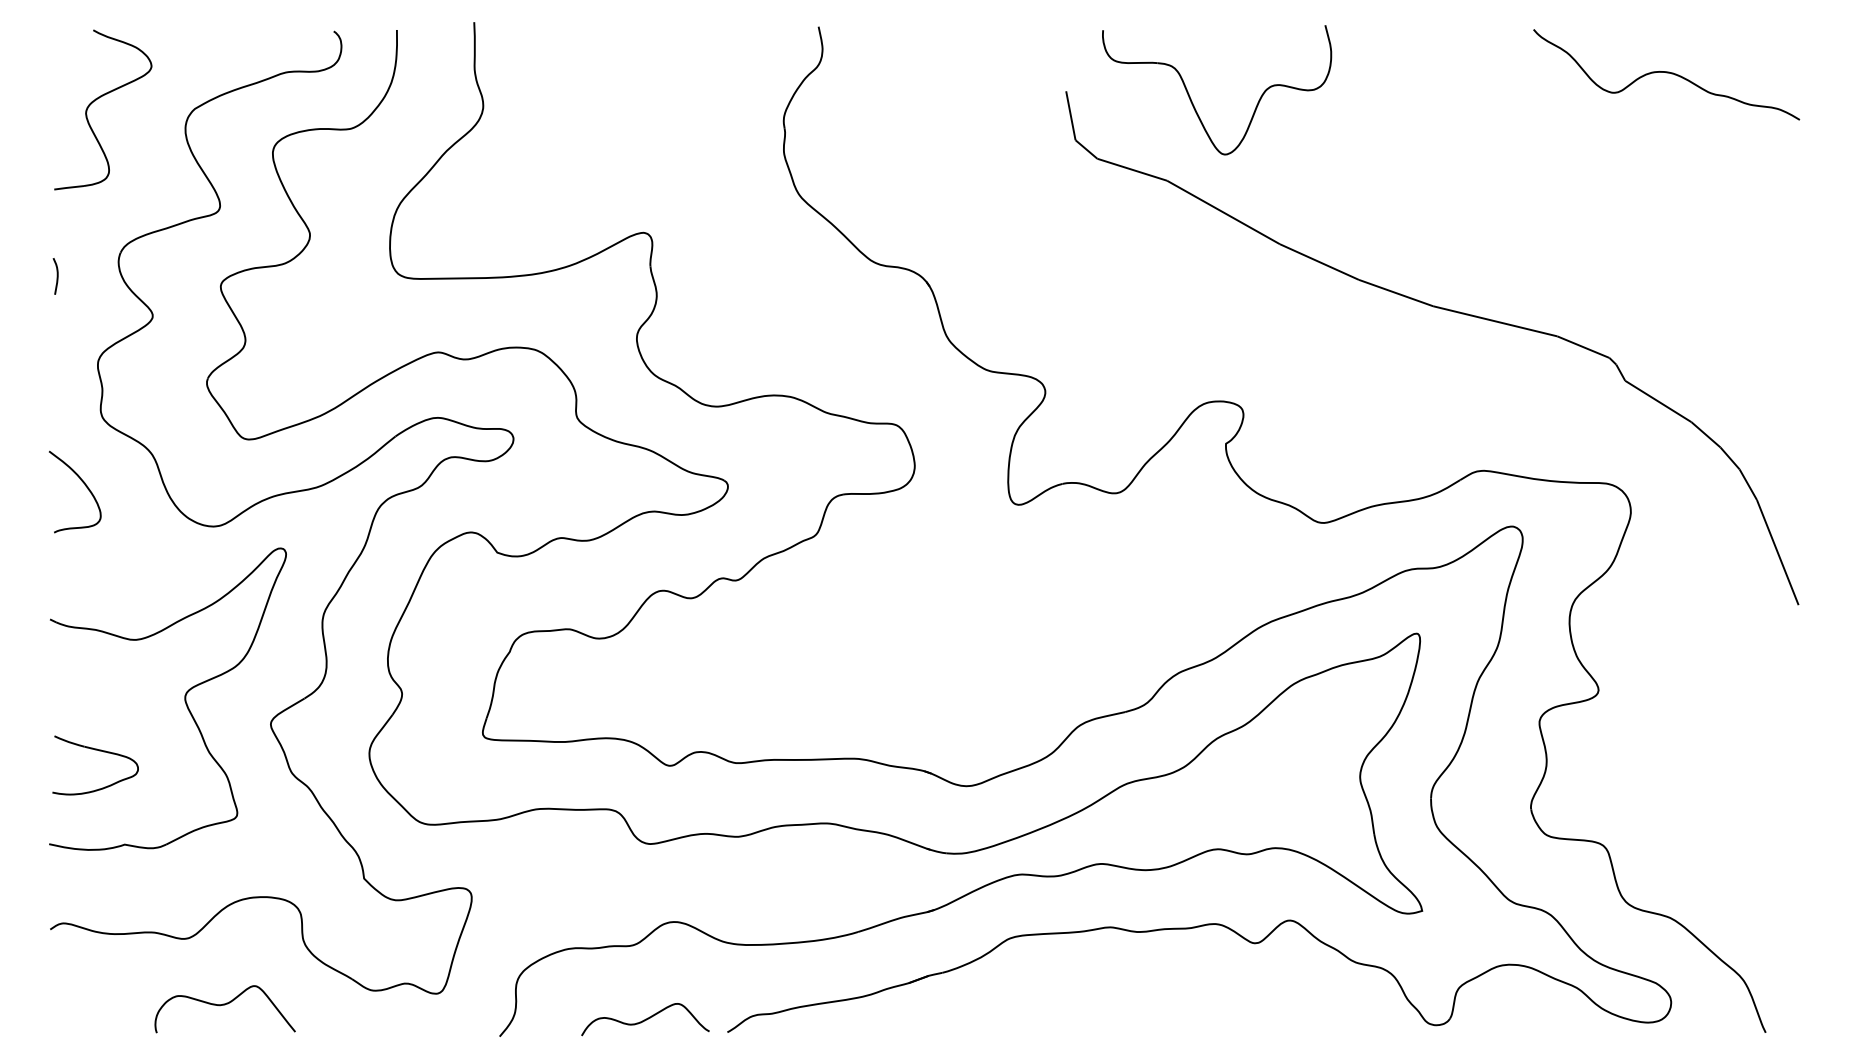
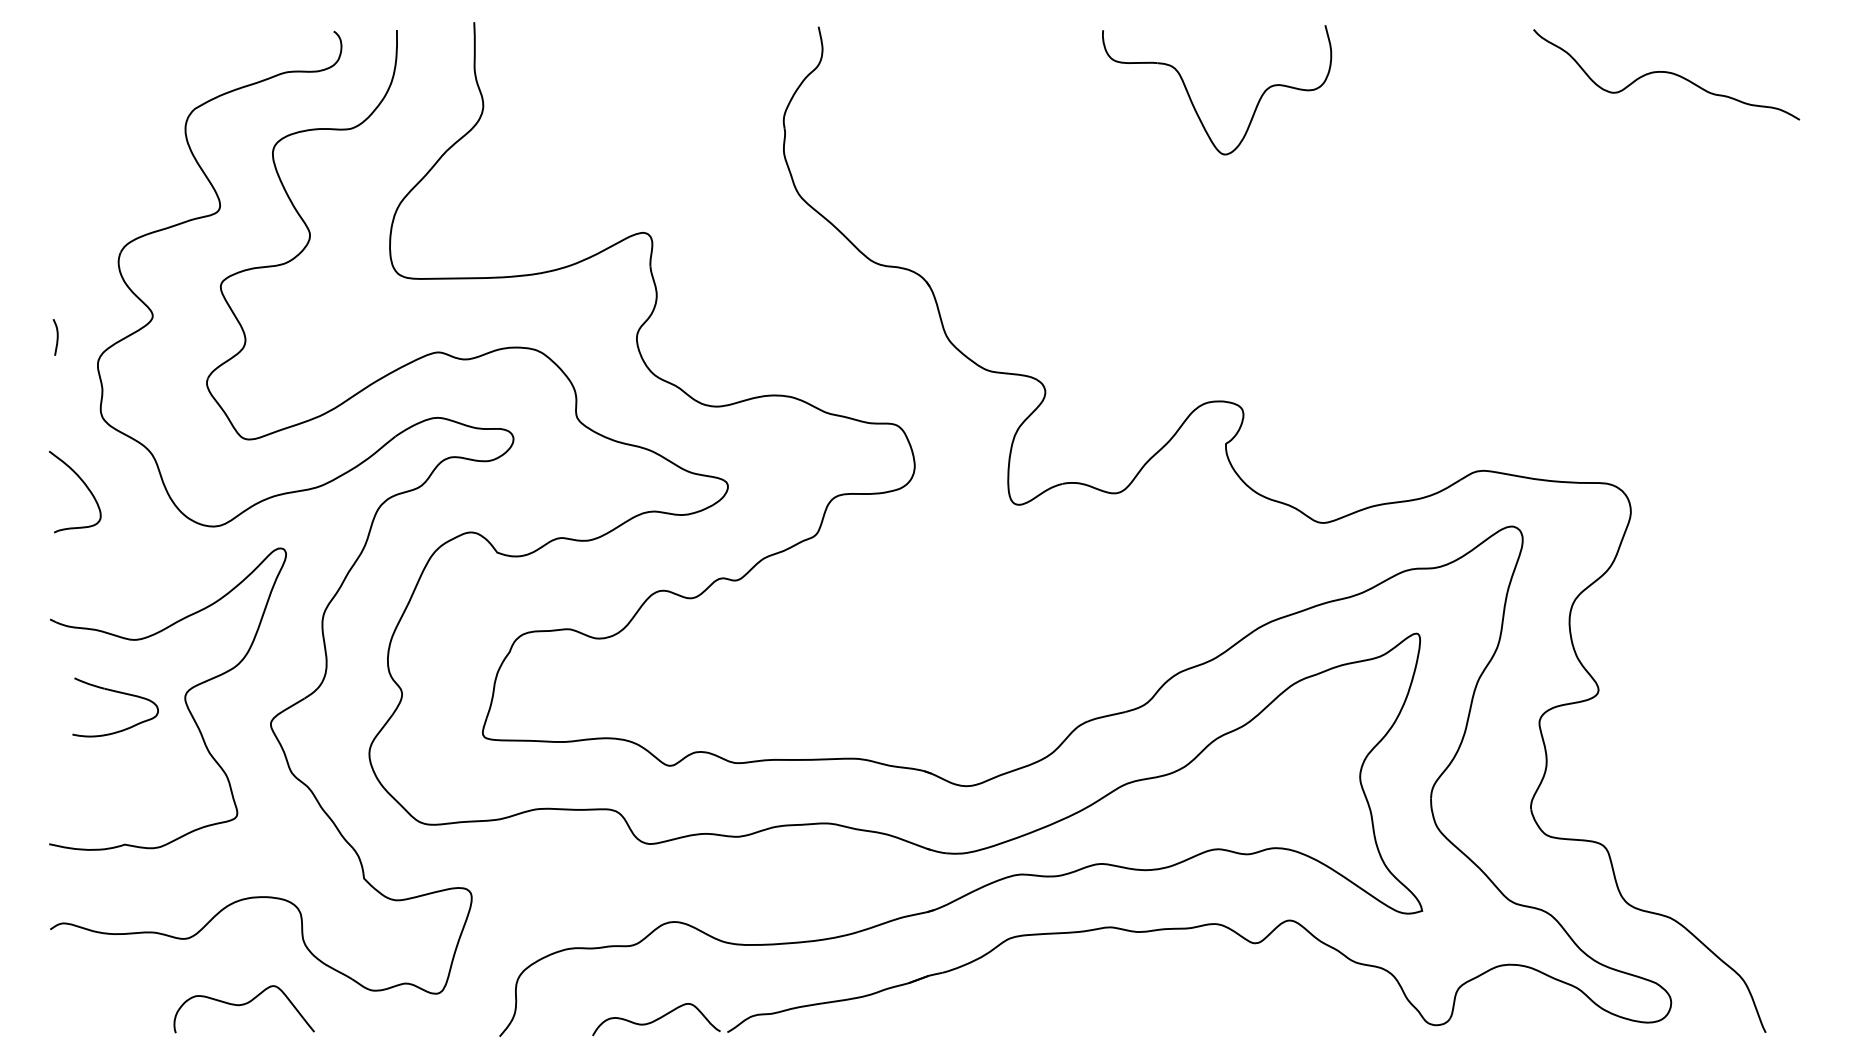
part: present -> none (95, 101)
curve position: (56, 276) -> (56, 337) (56, 337)
curve: present -> none (1441, 309)
part position: (99, 751) -> (119, 693) (119, 693)
curve position: (224, 1005) -> (243, 1005) (243, 1005)
curve position: (645, 1019) -> (656, 1019) (656, 1019)
